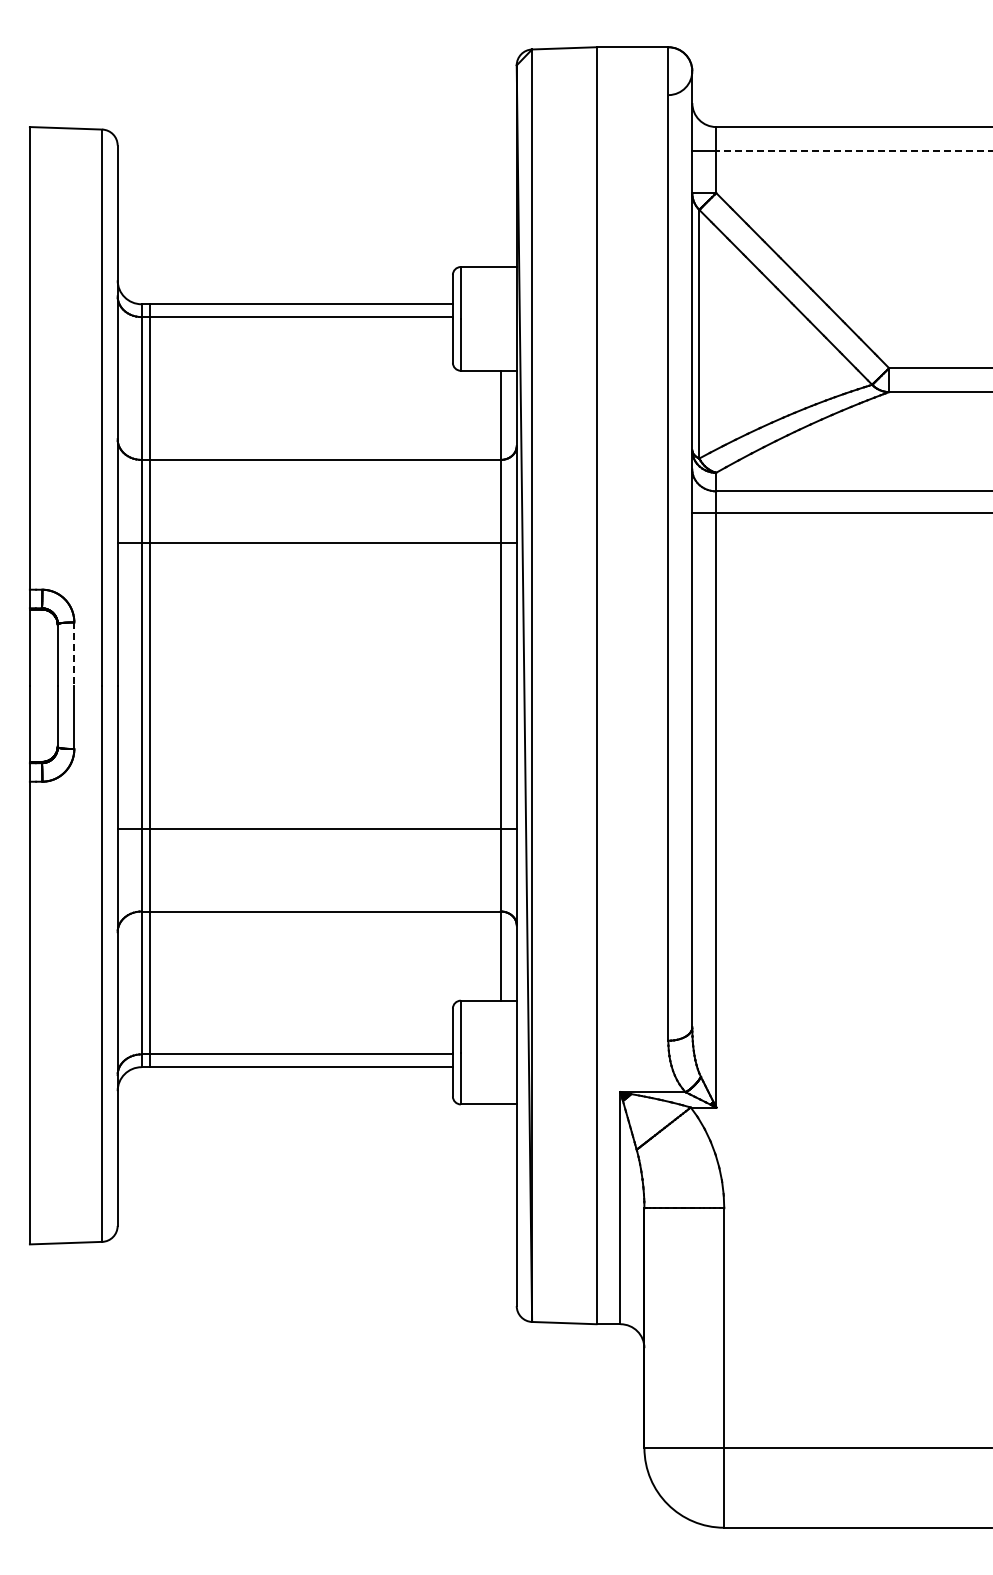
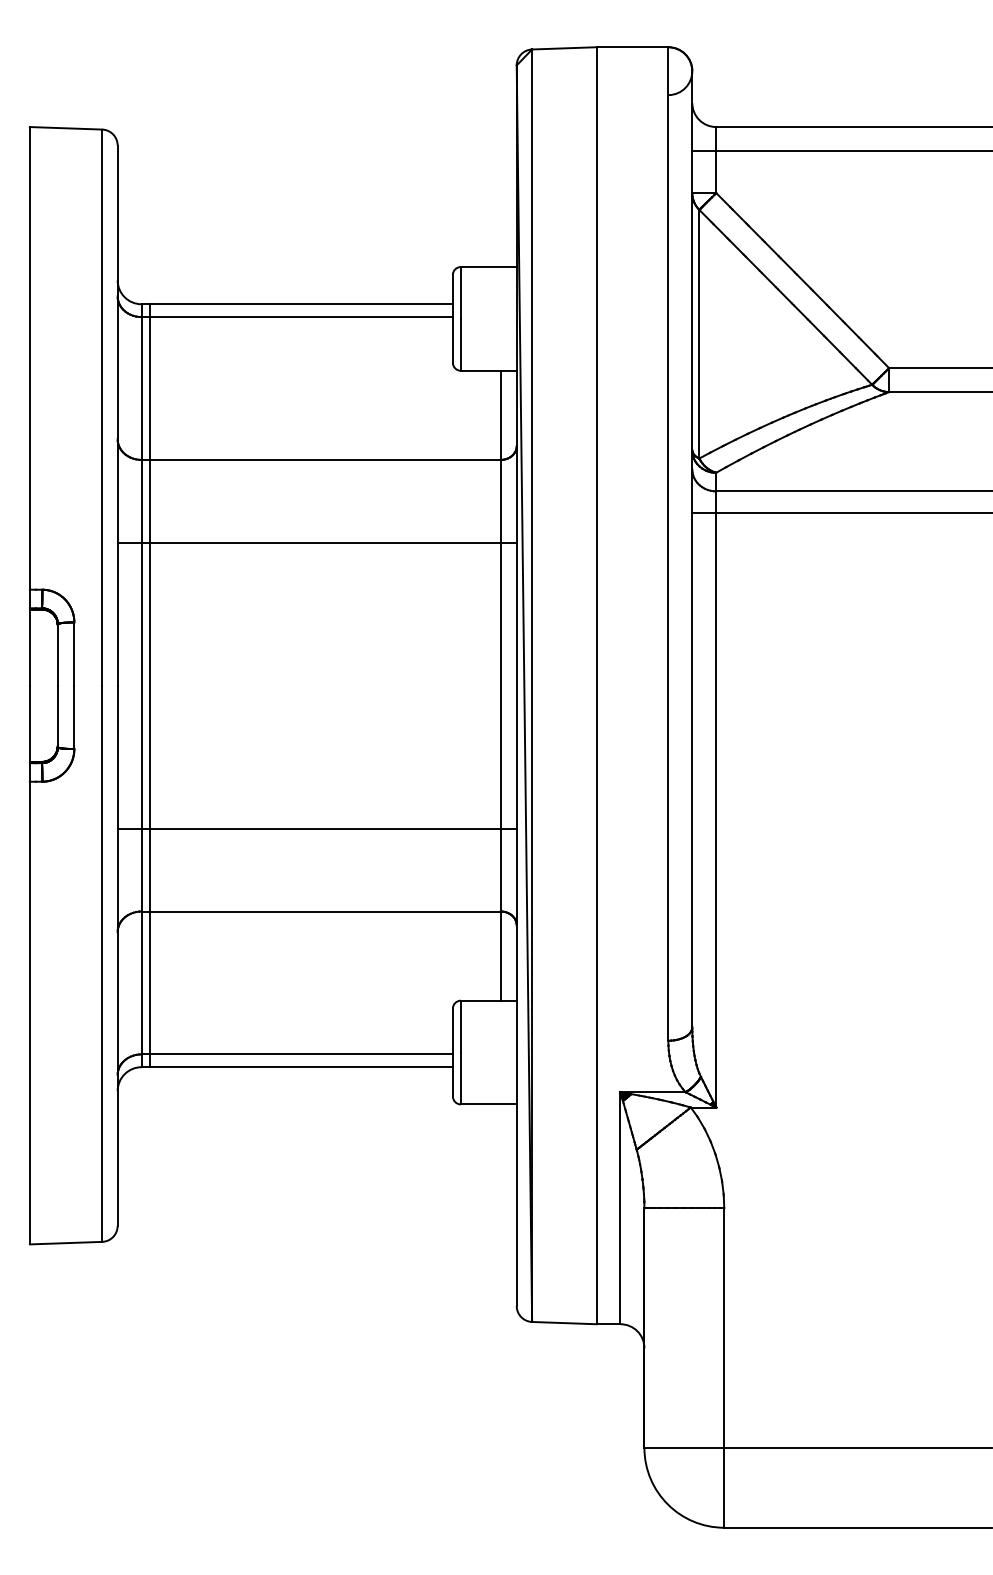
line: dashed -> solid (853, 151)
line: dashed -> solid (74, 654)
